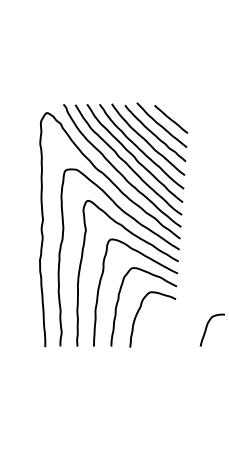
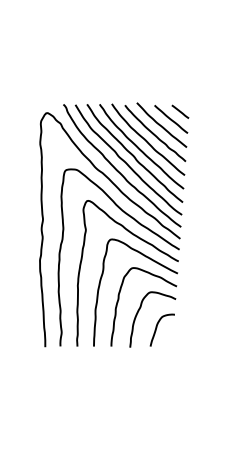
line: none -> present (180, 111)
curve position: (207, 327) -> (157, 327) (157, 327)
